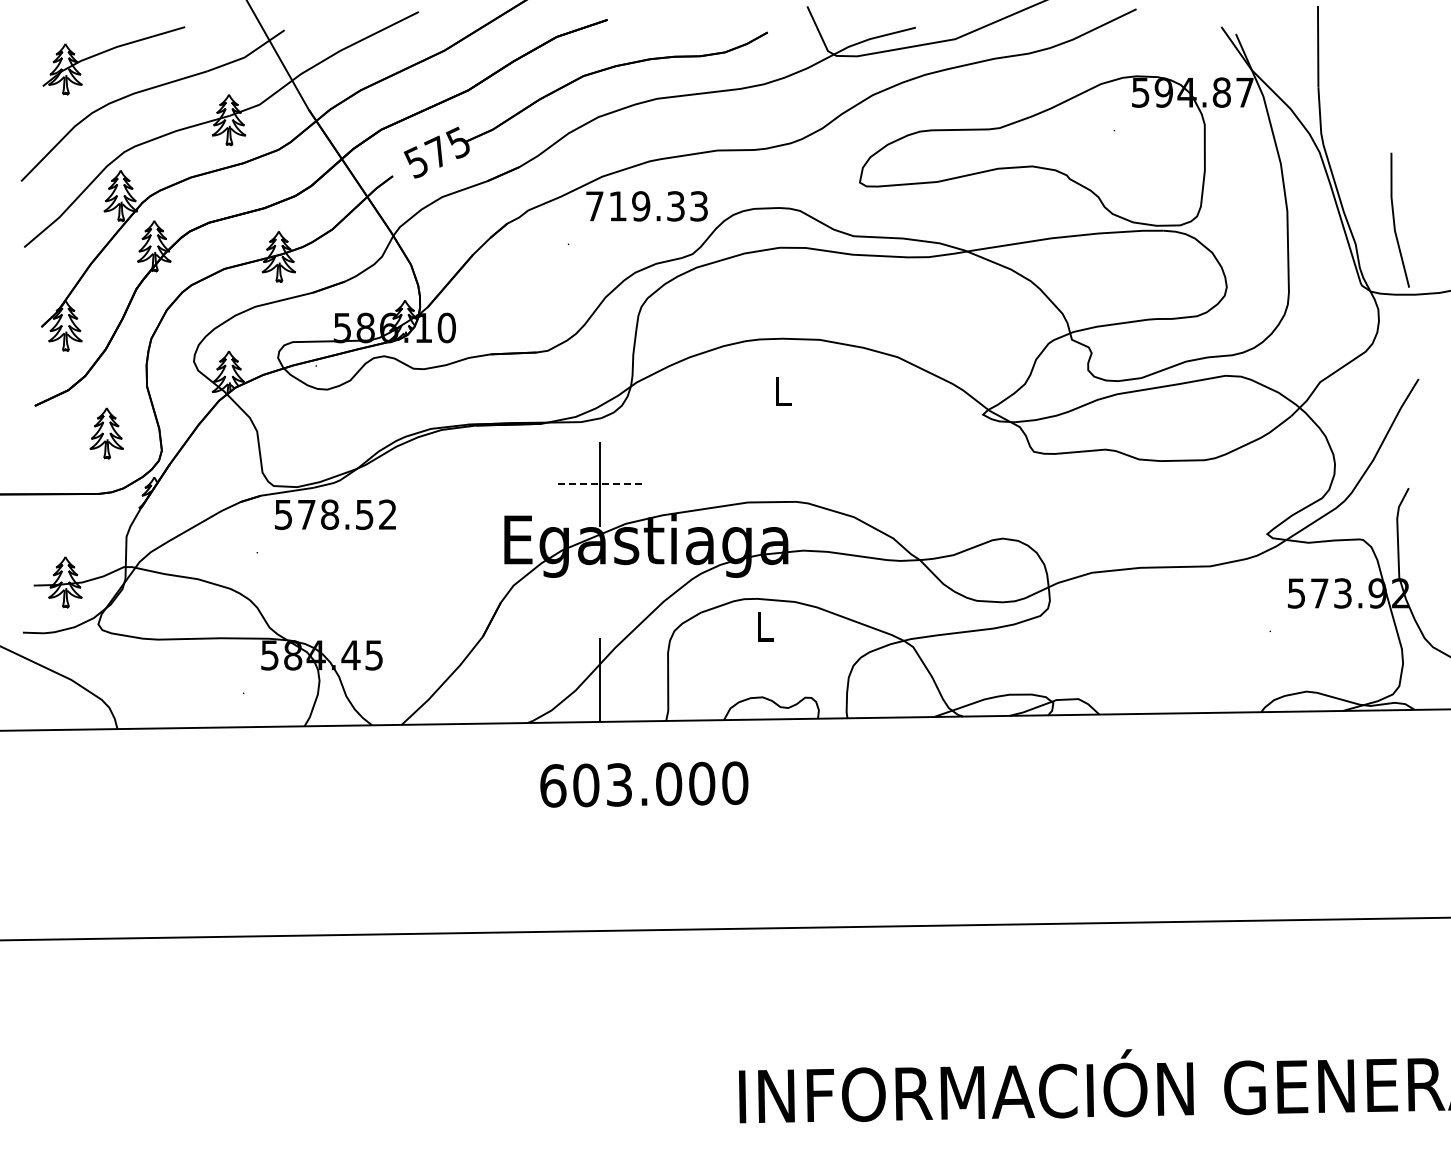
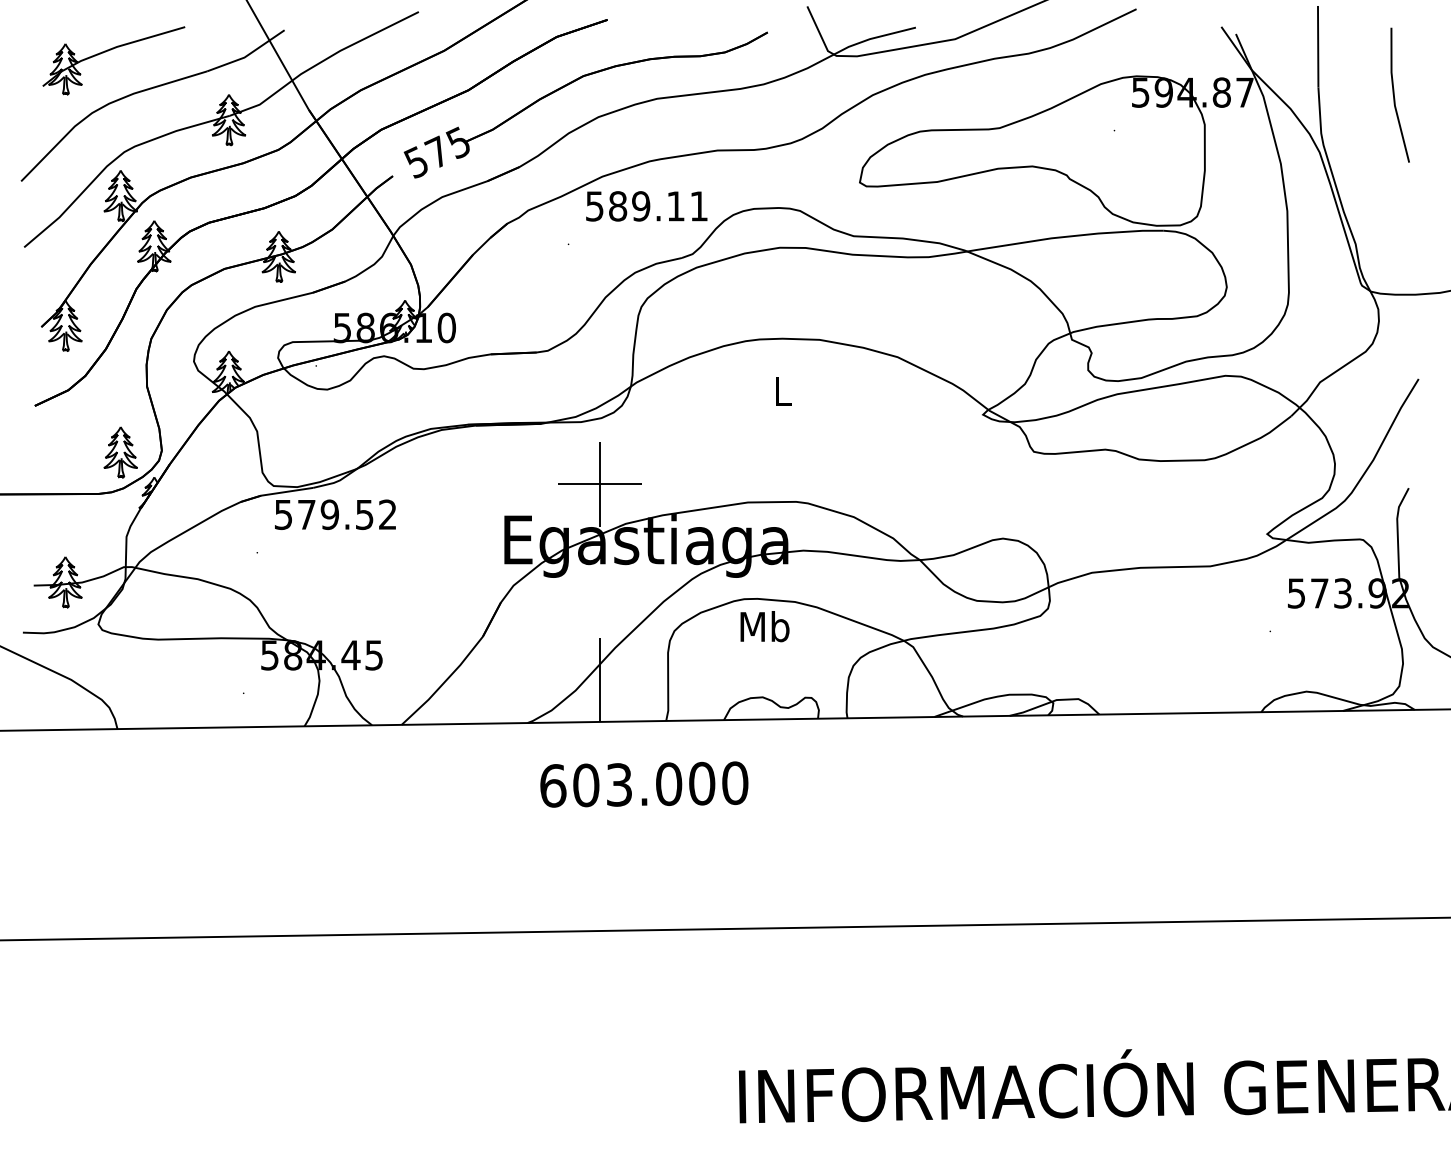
text: 719.33 -> 589.11 (646, 206)
line position: (1394, 219) -> (1394, 94) (1394, 94)
part position: (106, 433) -> (120, 452) (120, 452)
line: dashed -> solid (600, 484)
text: 578.52 -> 579.52 (329, 514)
text: L -> Mb (764, 626)
